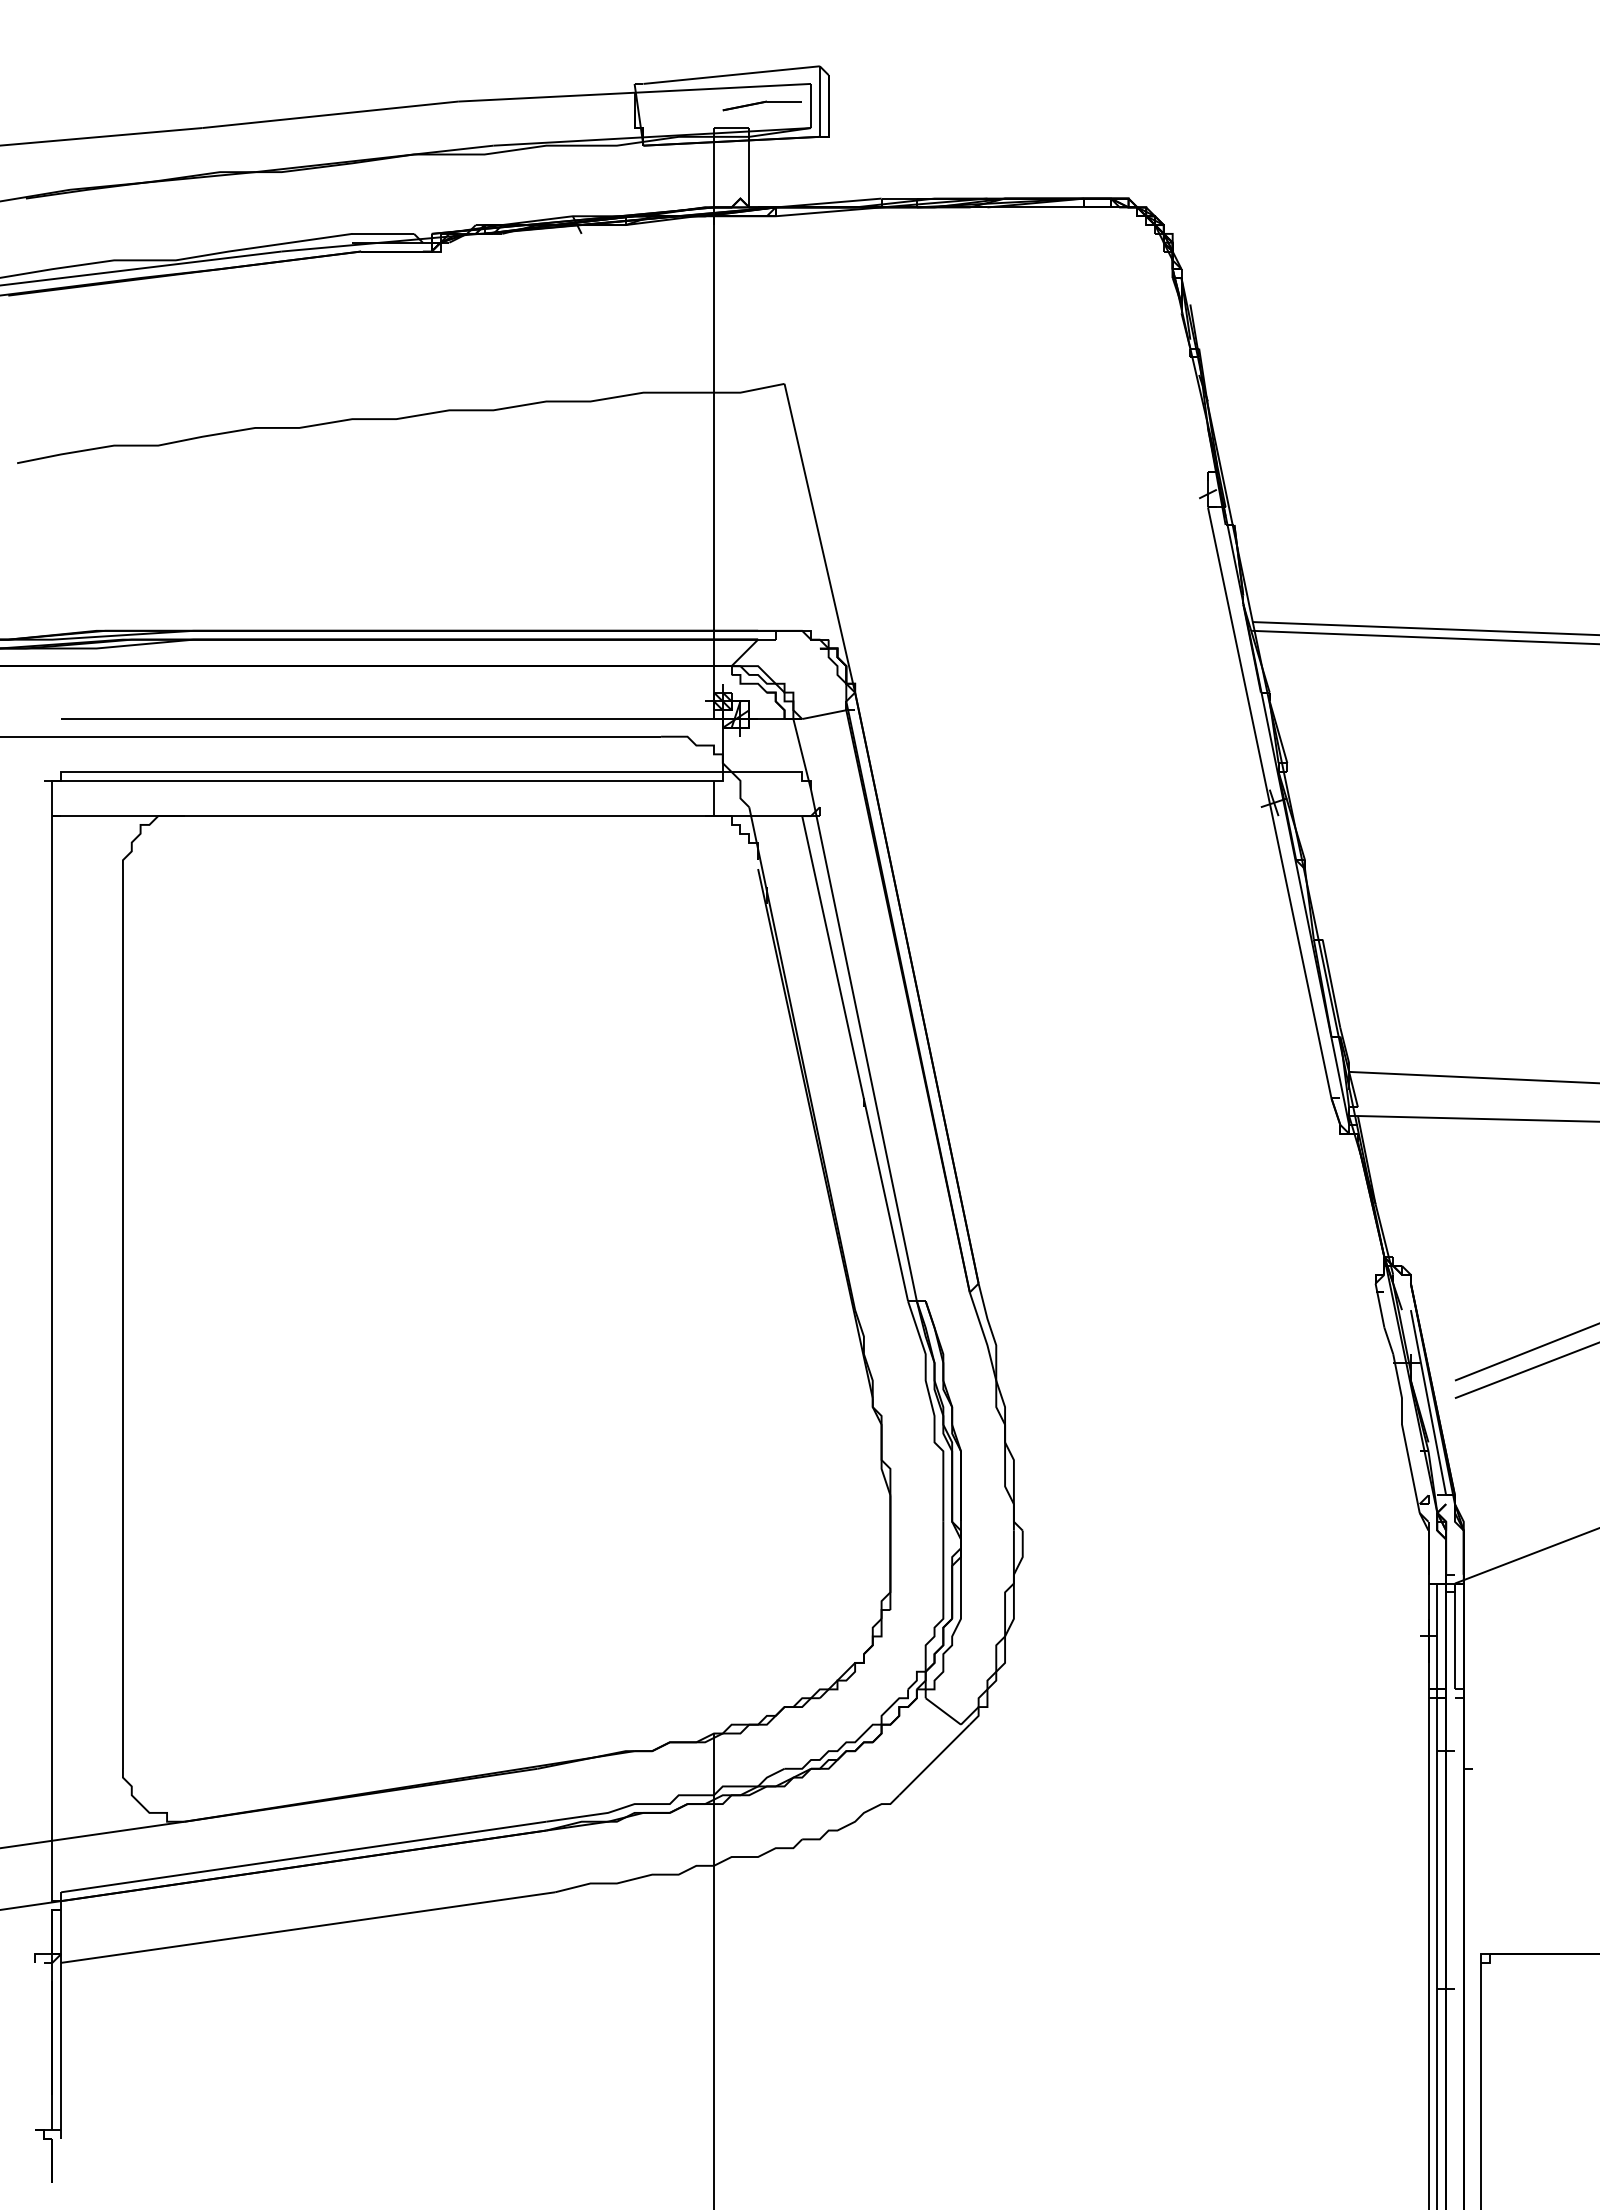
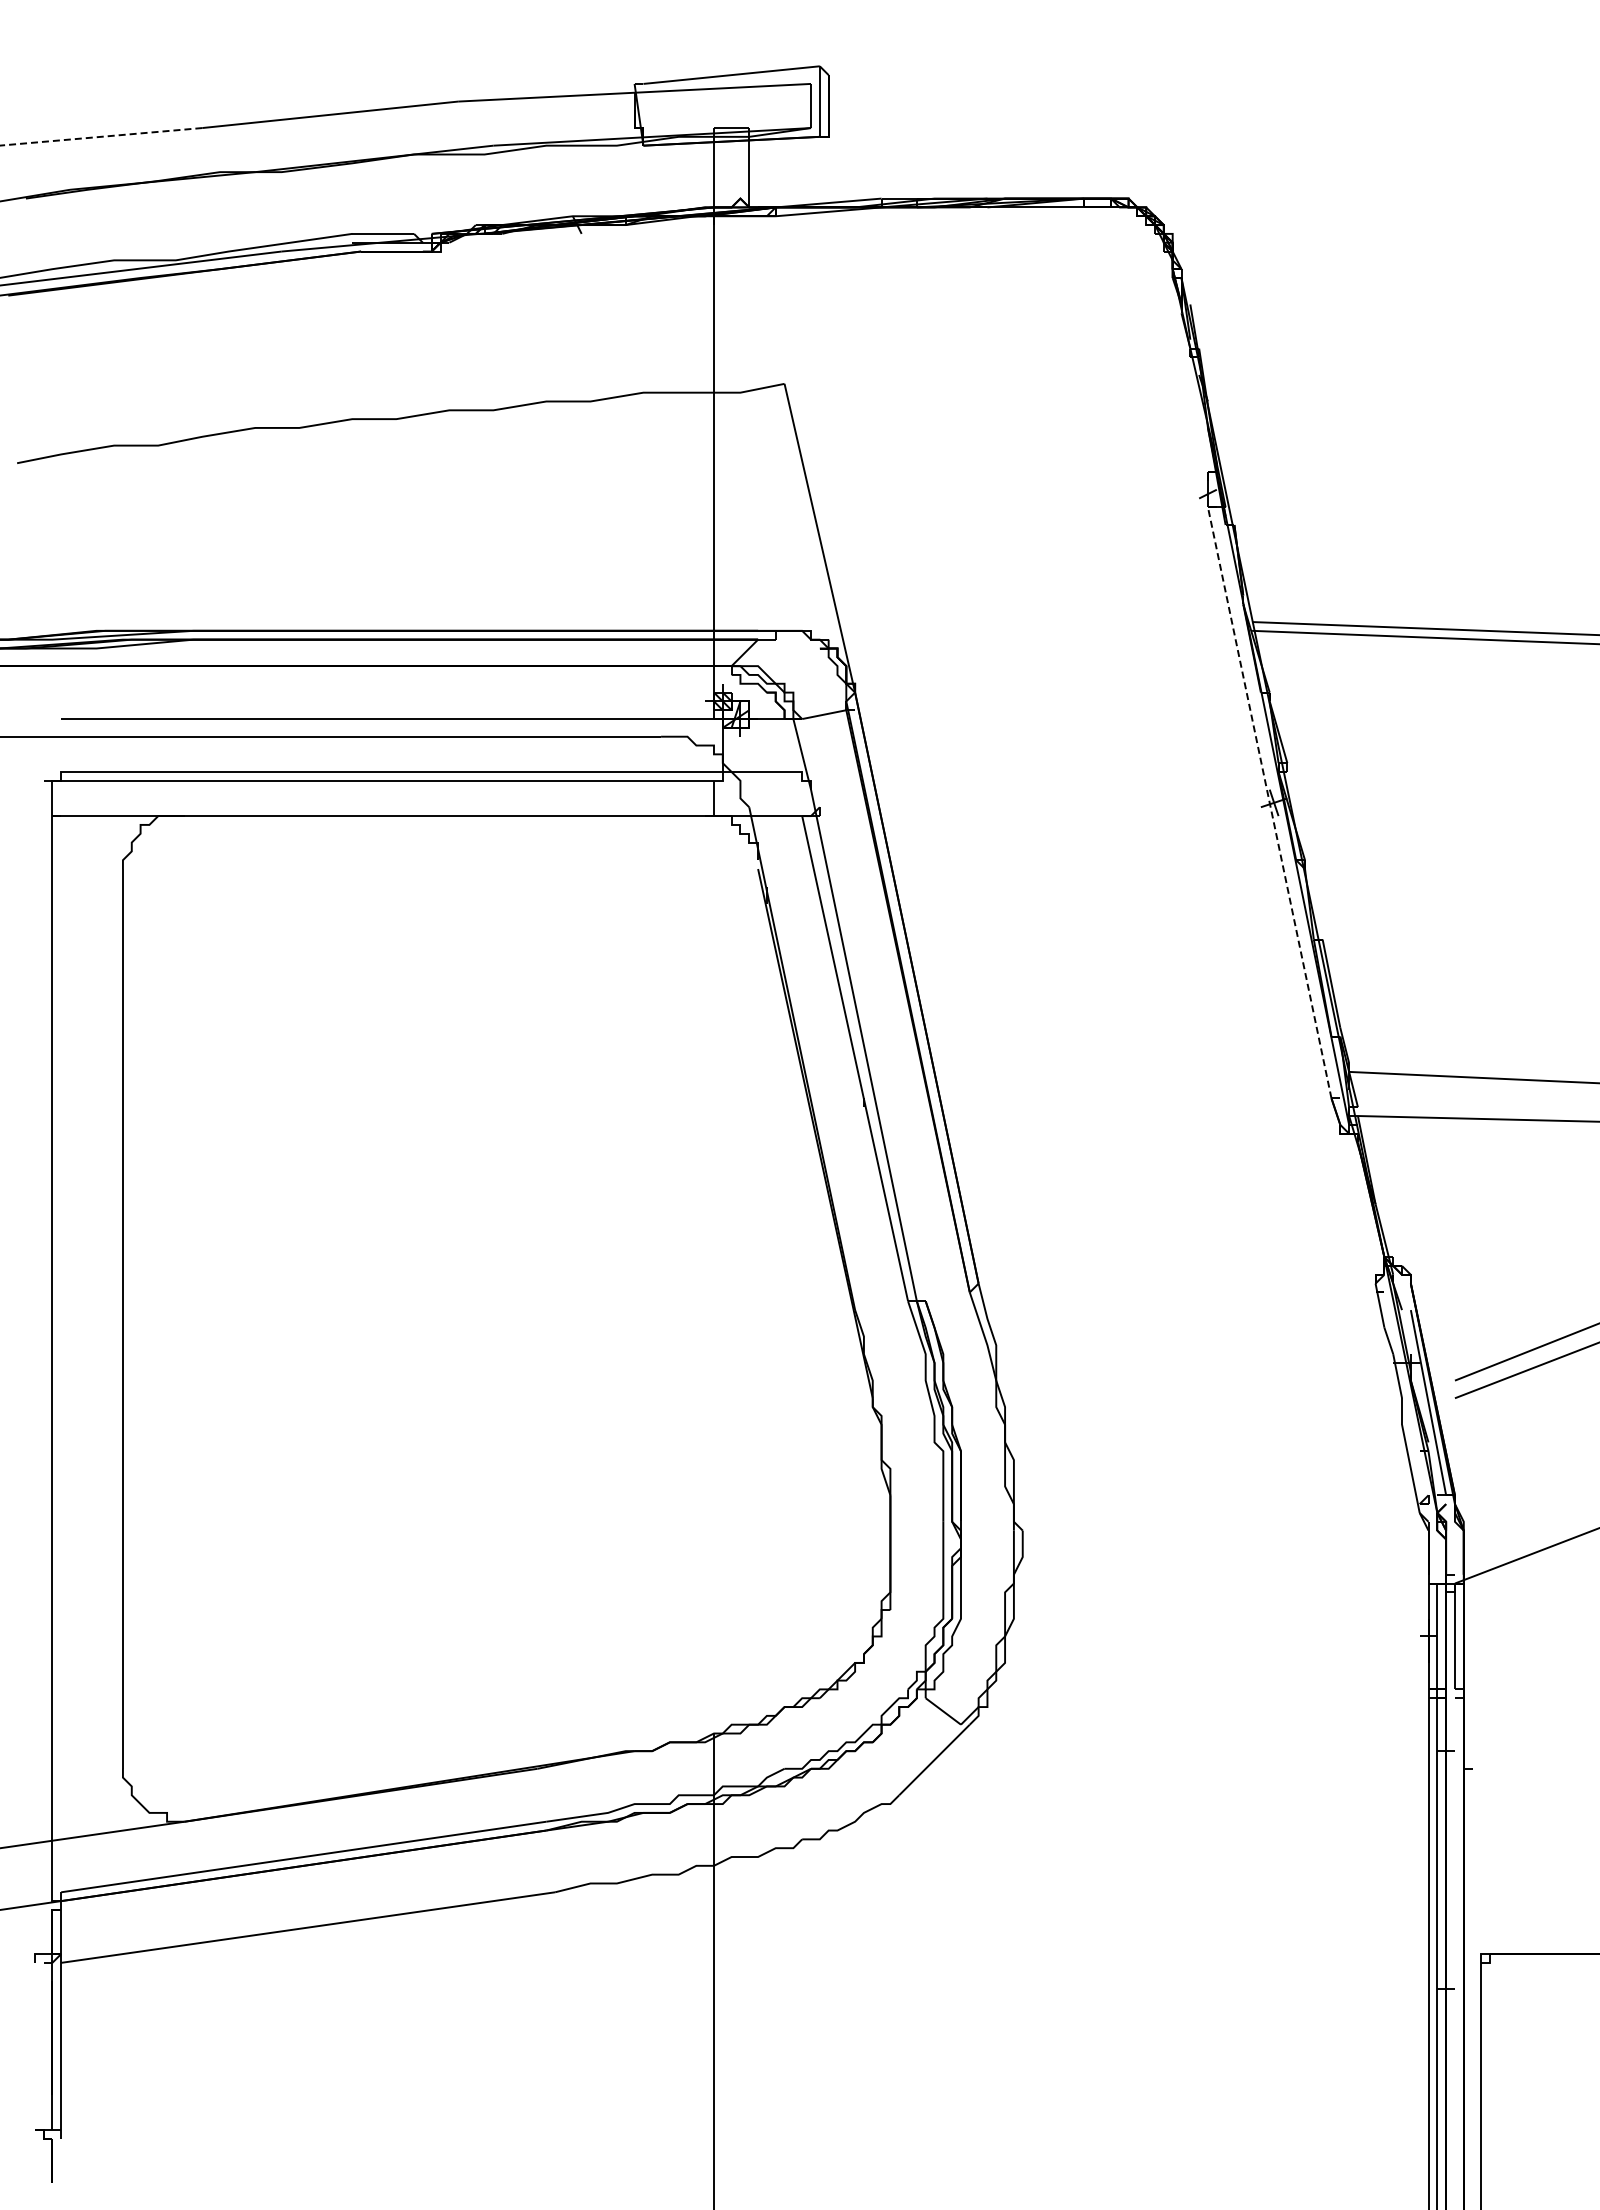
part: present -> none (761, 105)
line: solid -> dashed (100, 136)
line: solid -> dashed (1269, 802)
